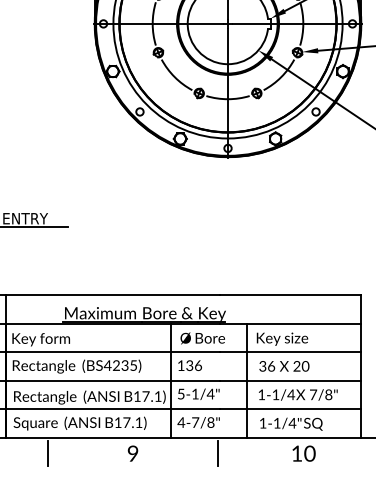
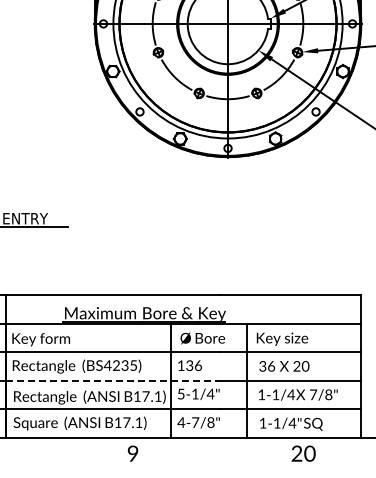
line: solid -> dashed (113, 380)
line: present -> none (47, 453)
line: present -> none (218, 453)
text: 10 -> 20 (296, 453)
